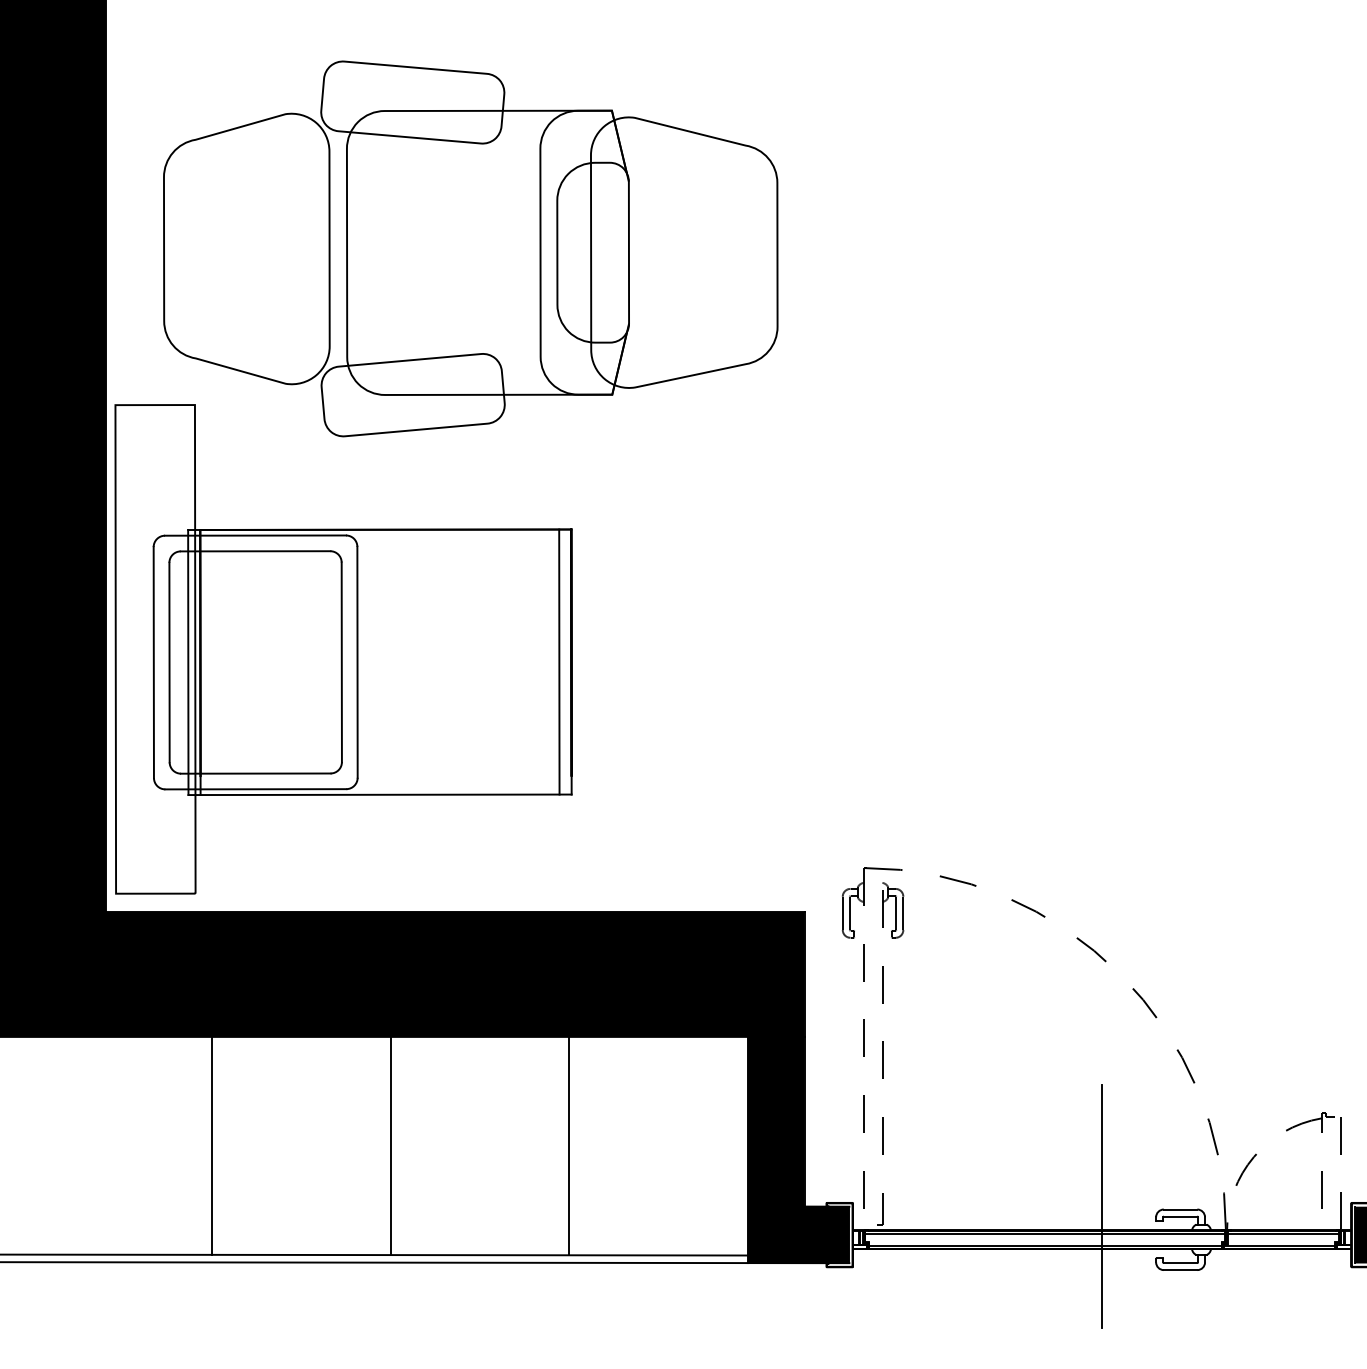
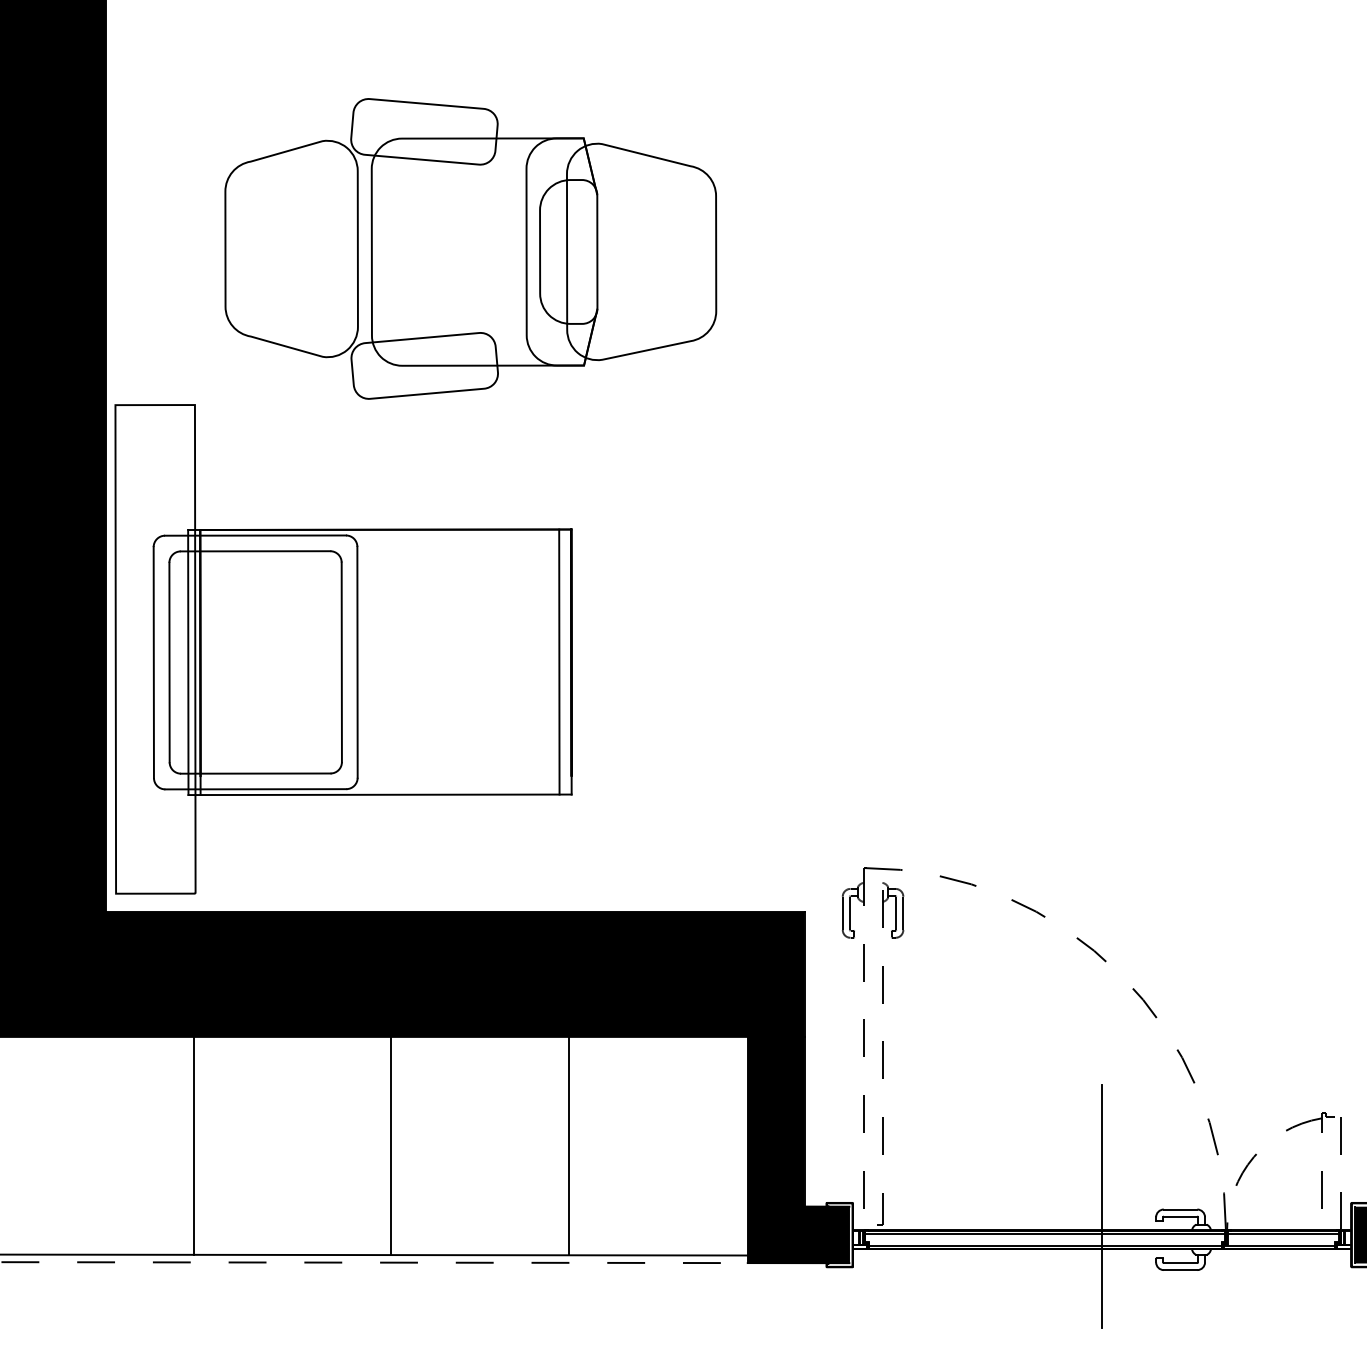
part size: 616x378 px -> 494x302 px (470, 248)
line position: (212, 1145) -> (194, 1145) (194, 1145)
line: solid -> dashed (374, 1262)
